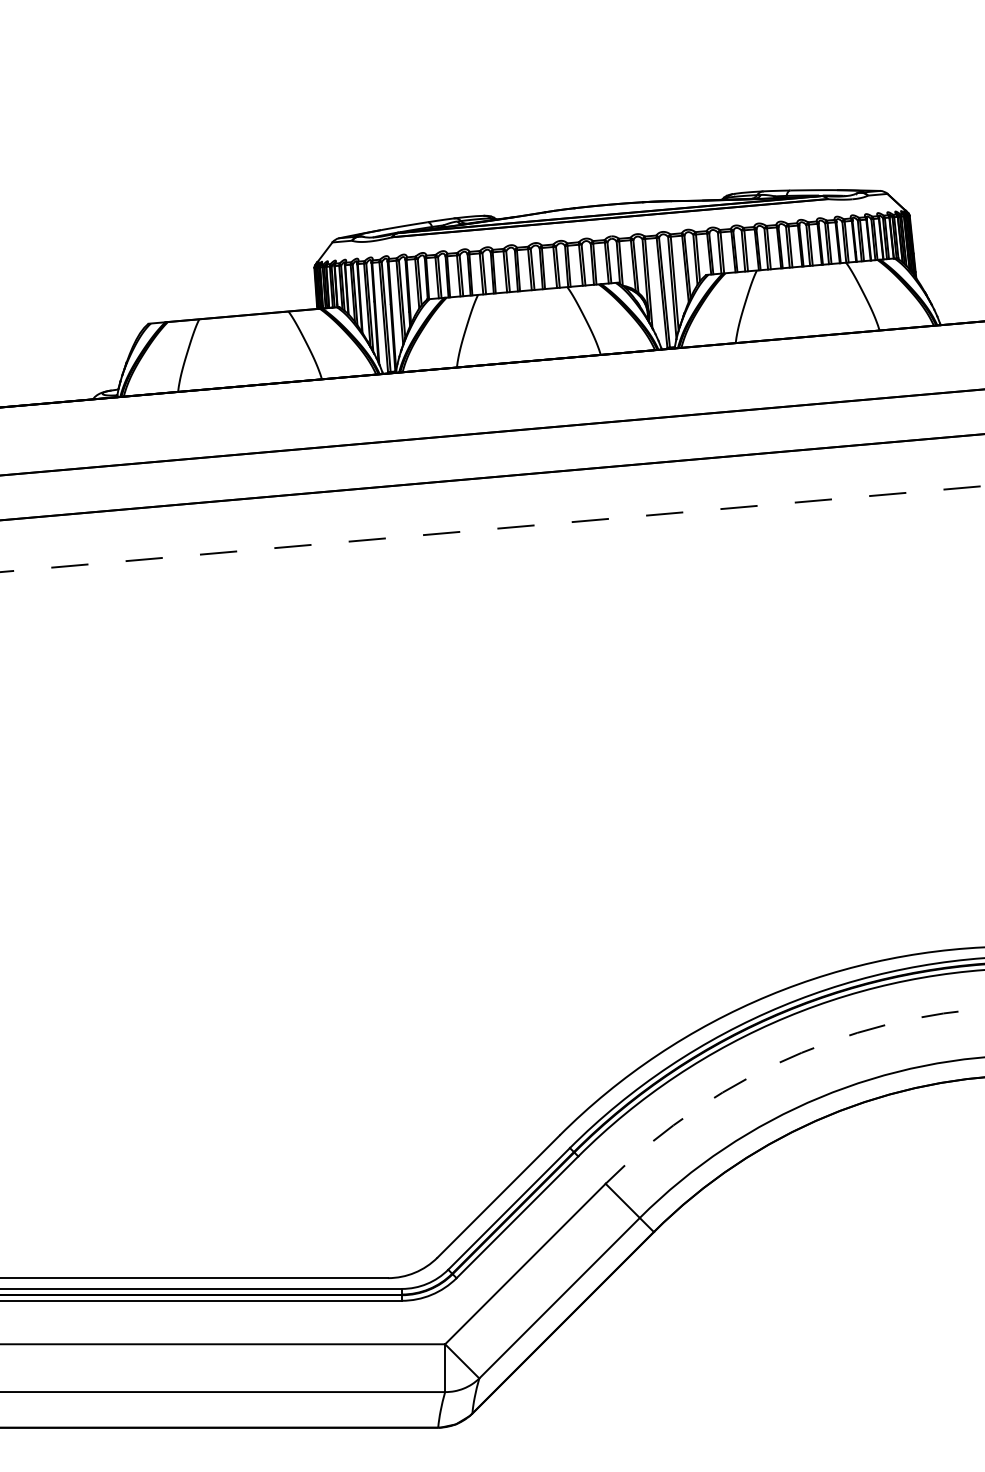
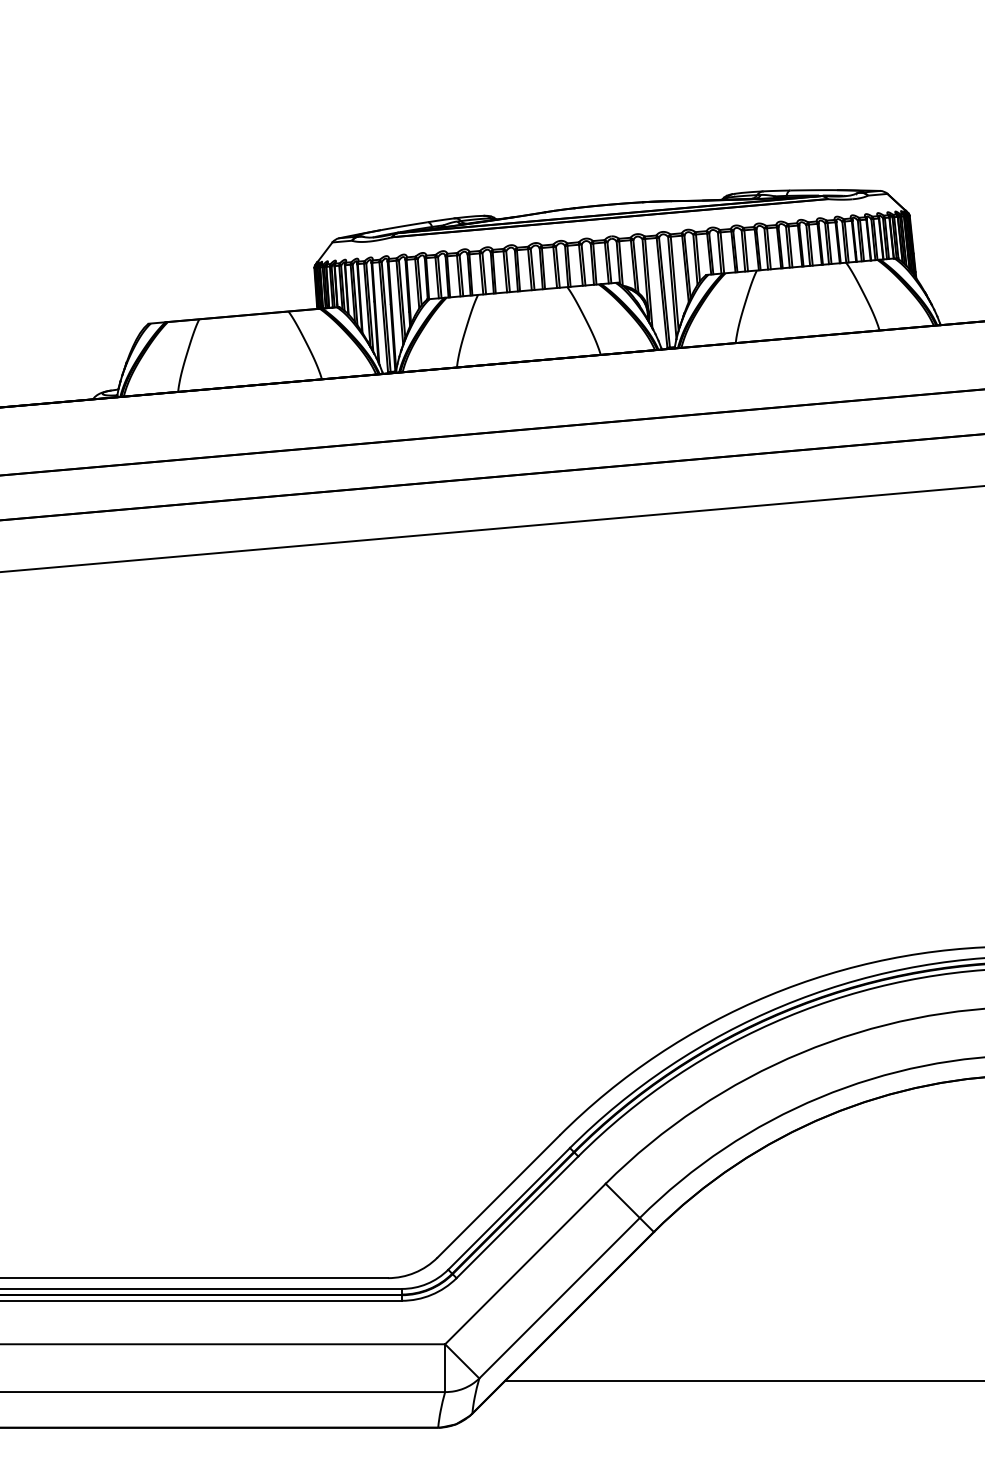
line: dashed -> solid (491, 529)
arc: dashed -> solid (779, 1062)
line: none -> present (742, 1381)
